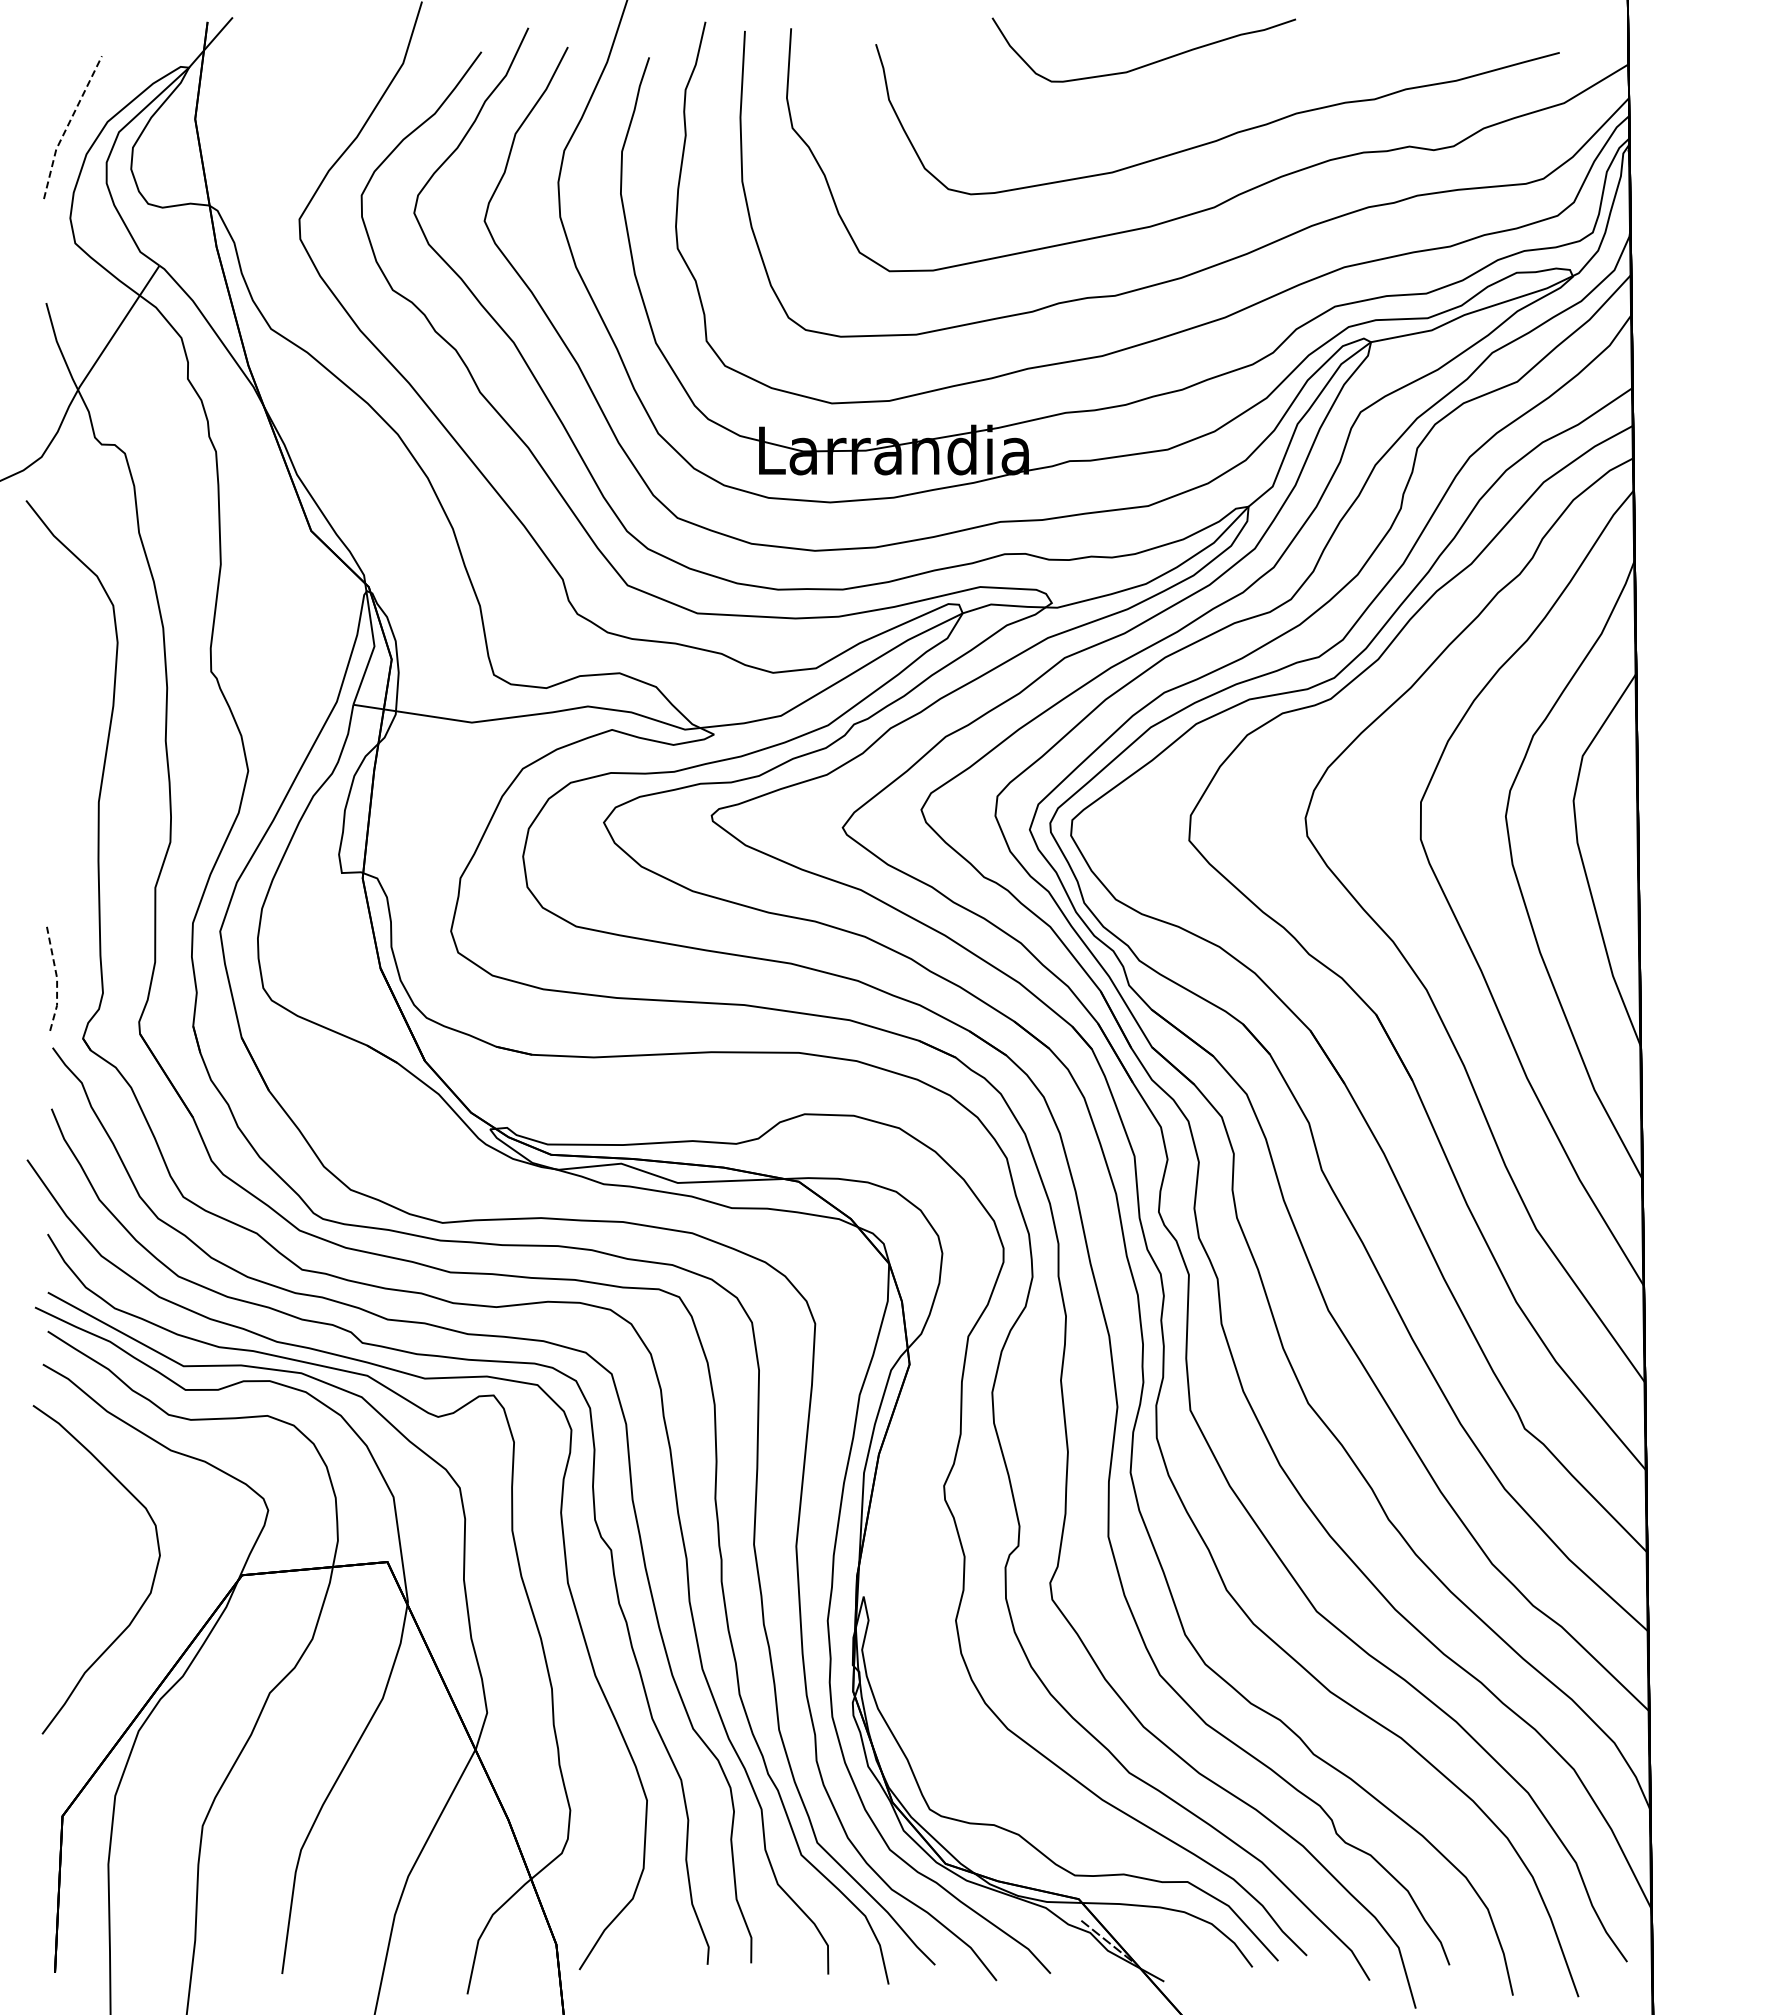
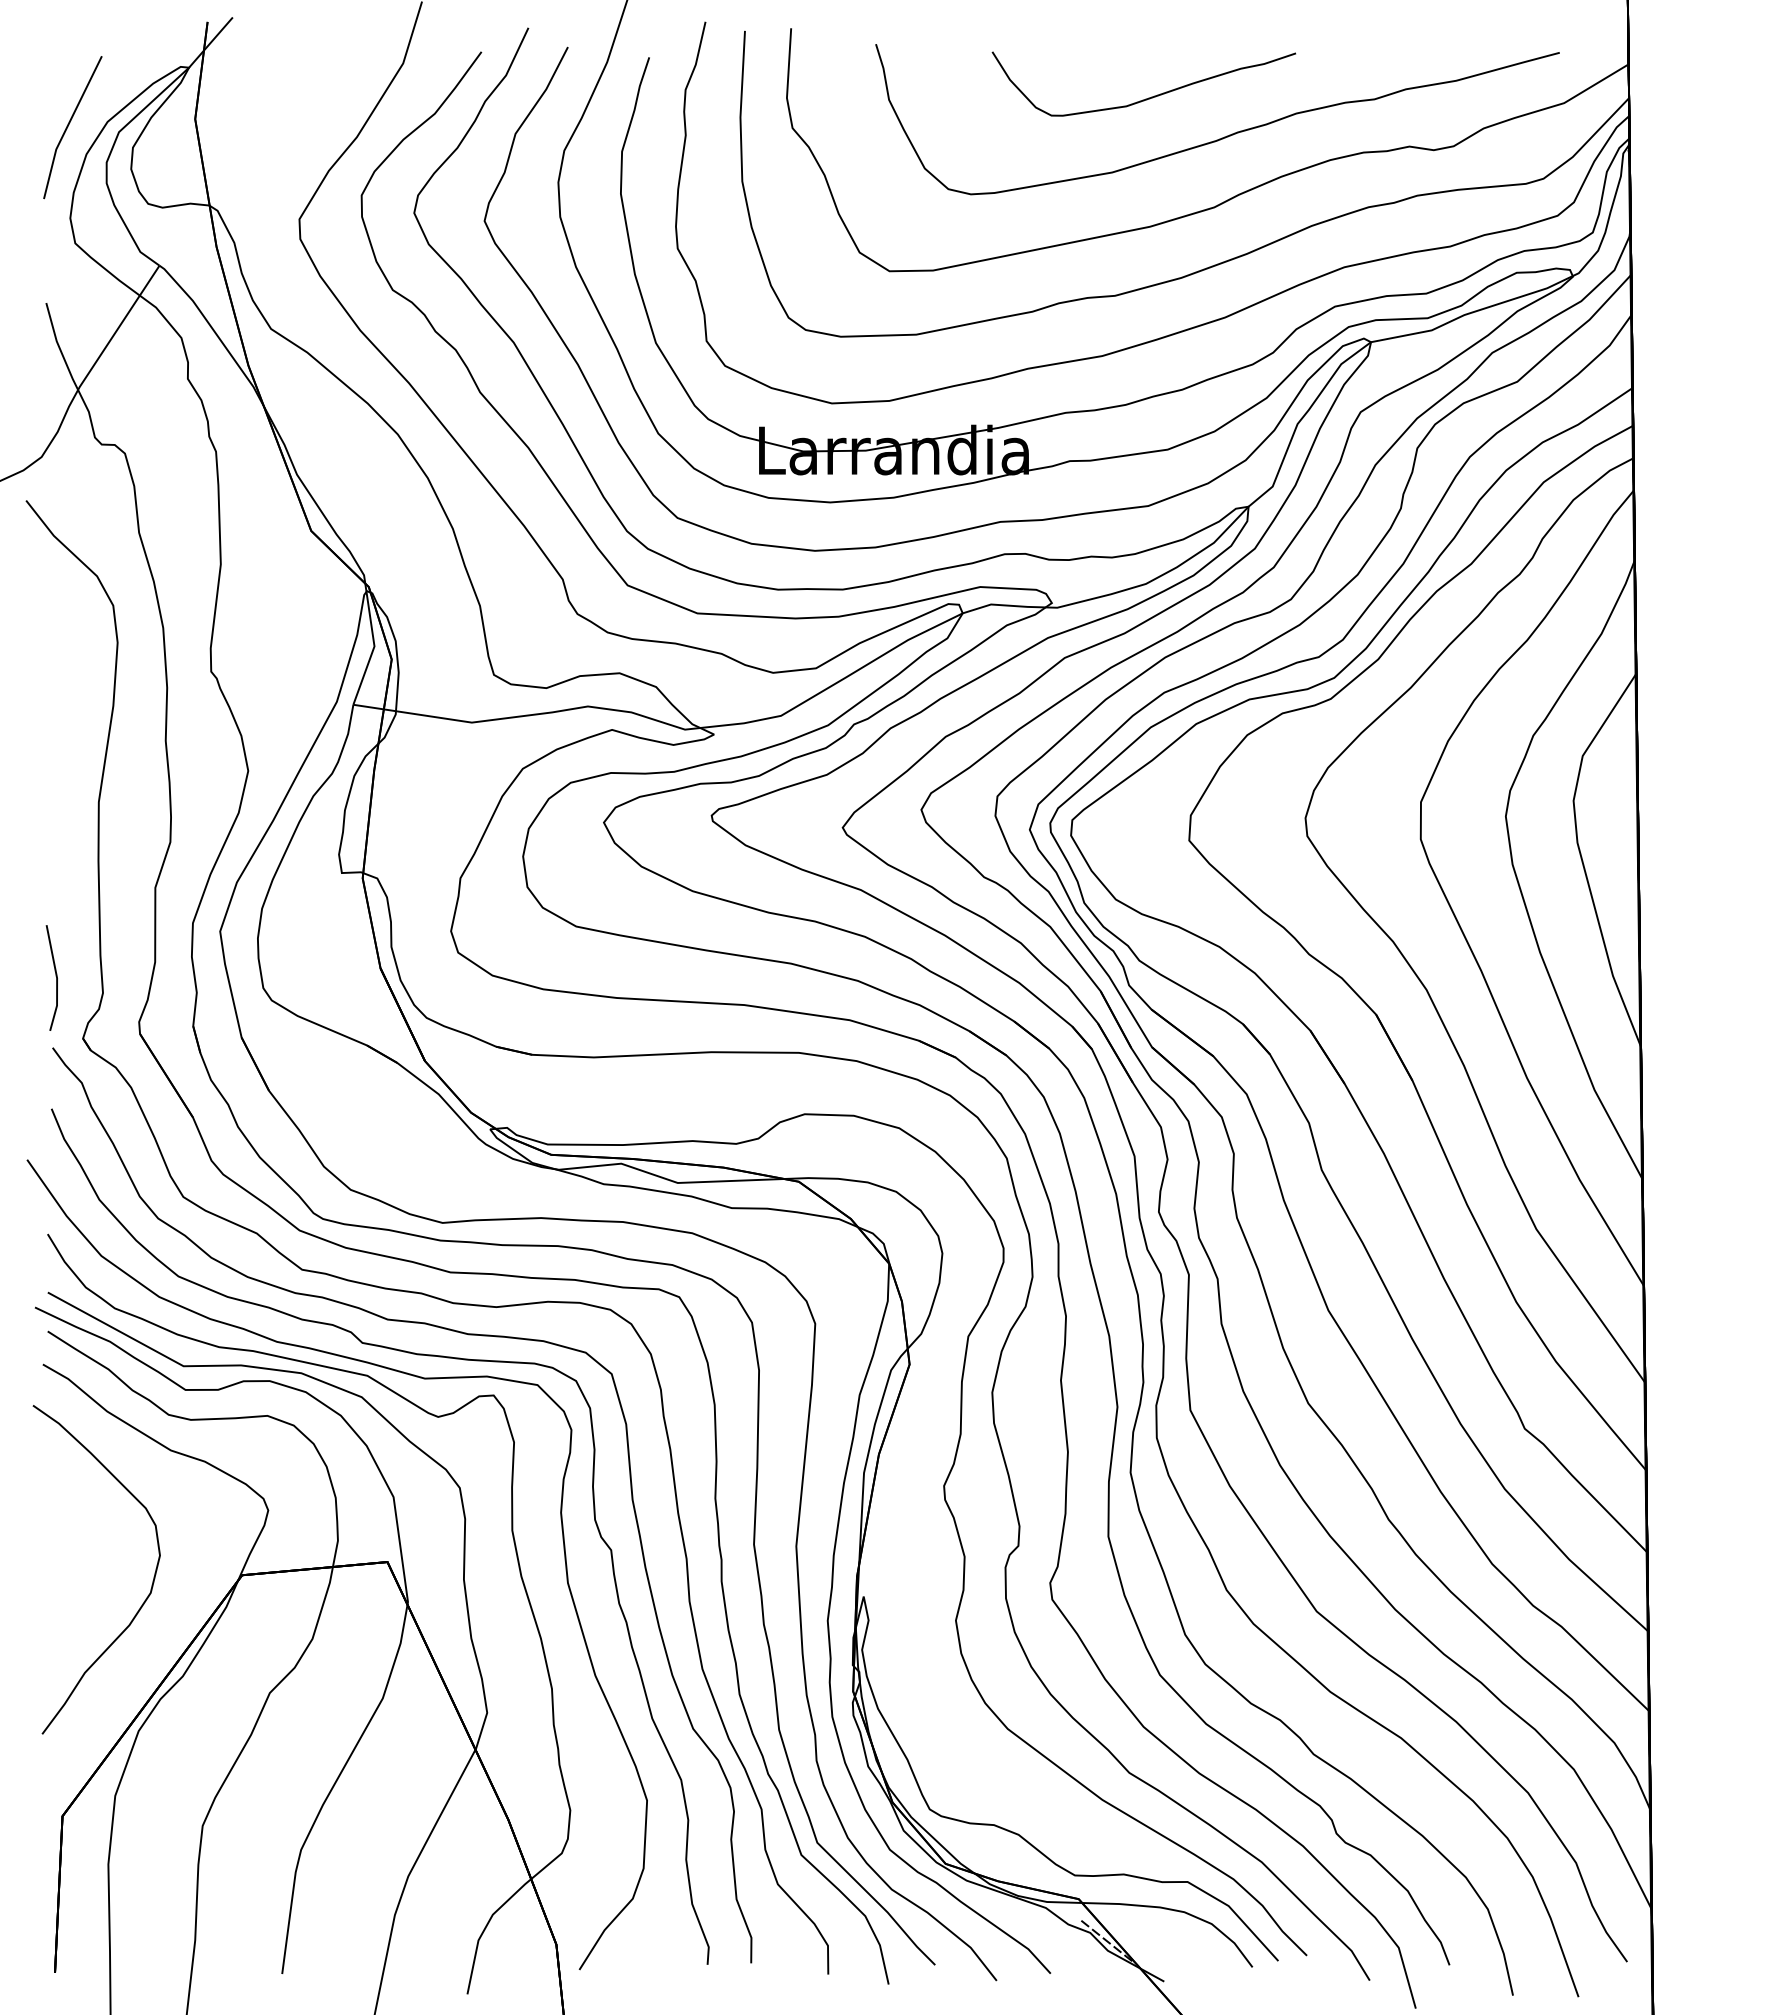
curve position: (1148, 63) -> (1148, 97) (1148, 97)
line: dashed -> solid (67, 126)
line: dashed -> solid (57, 978)
